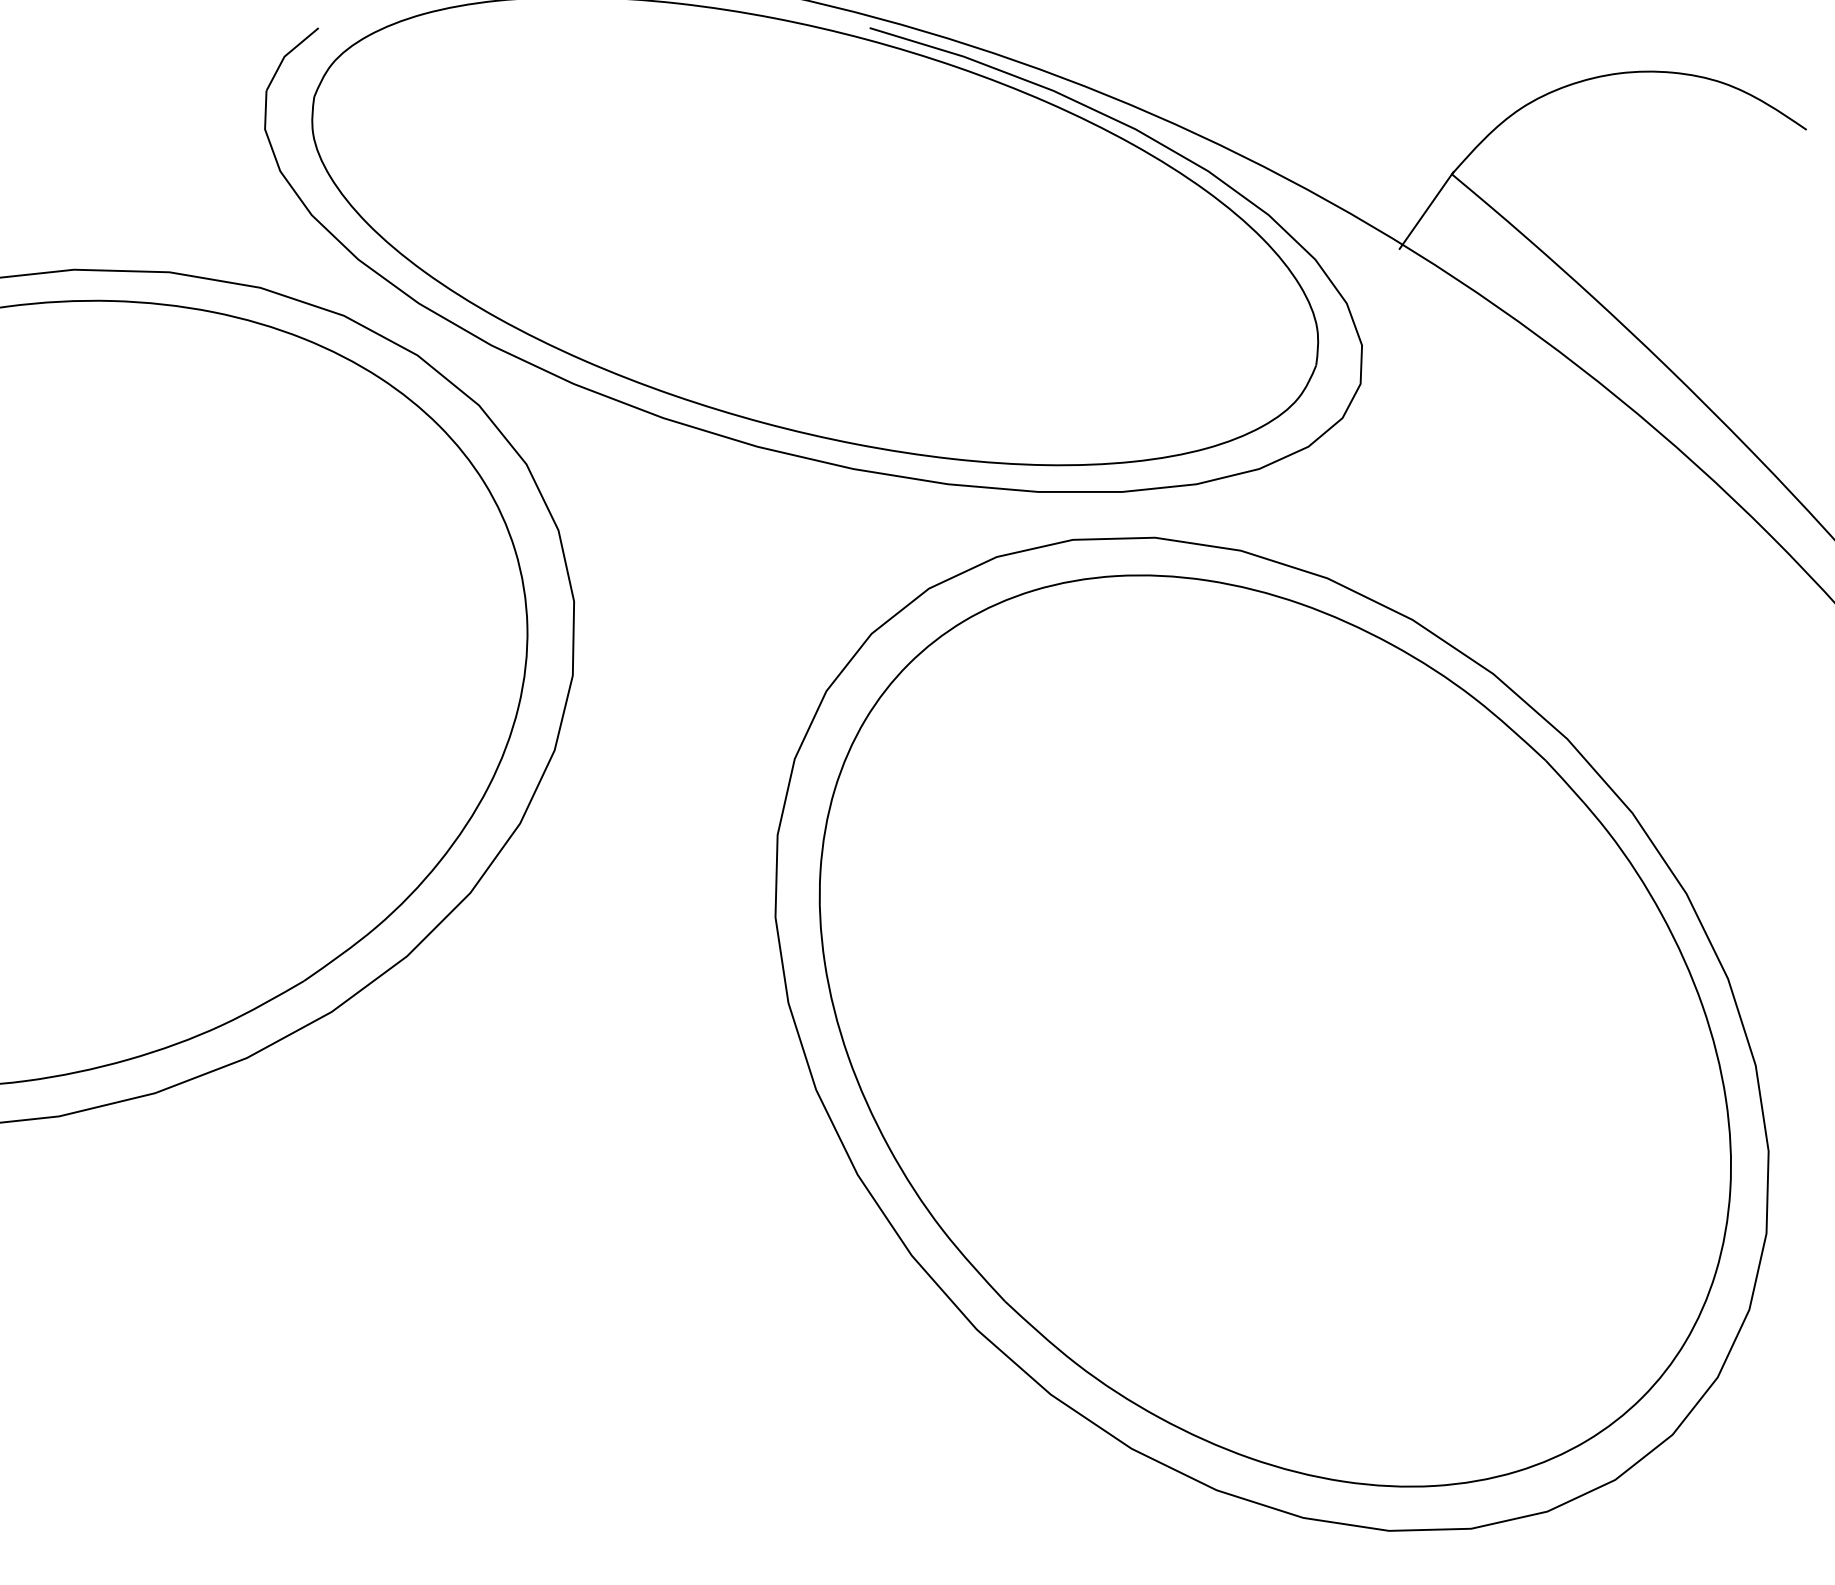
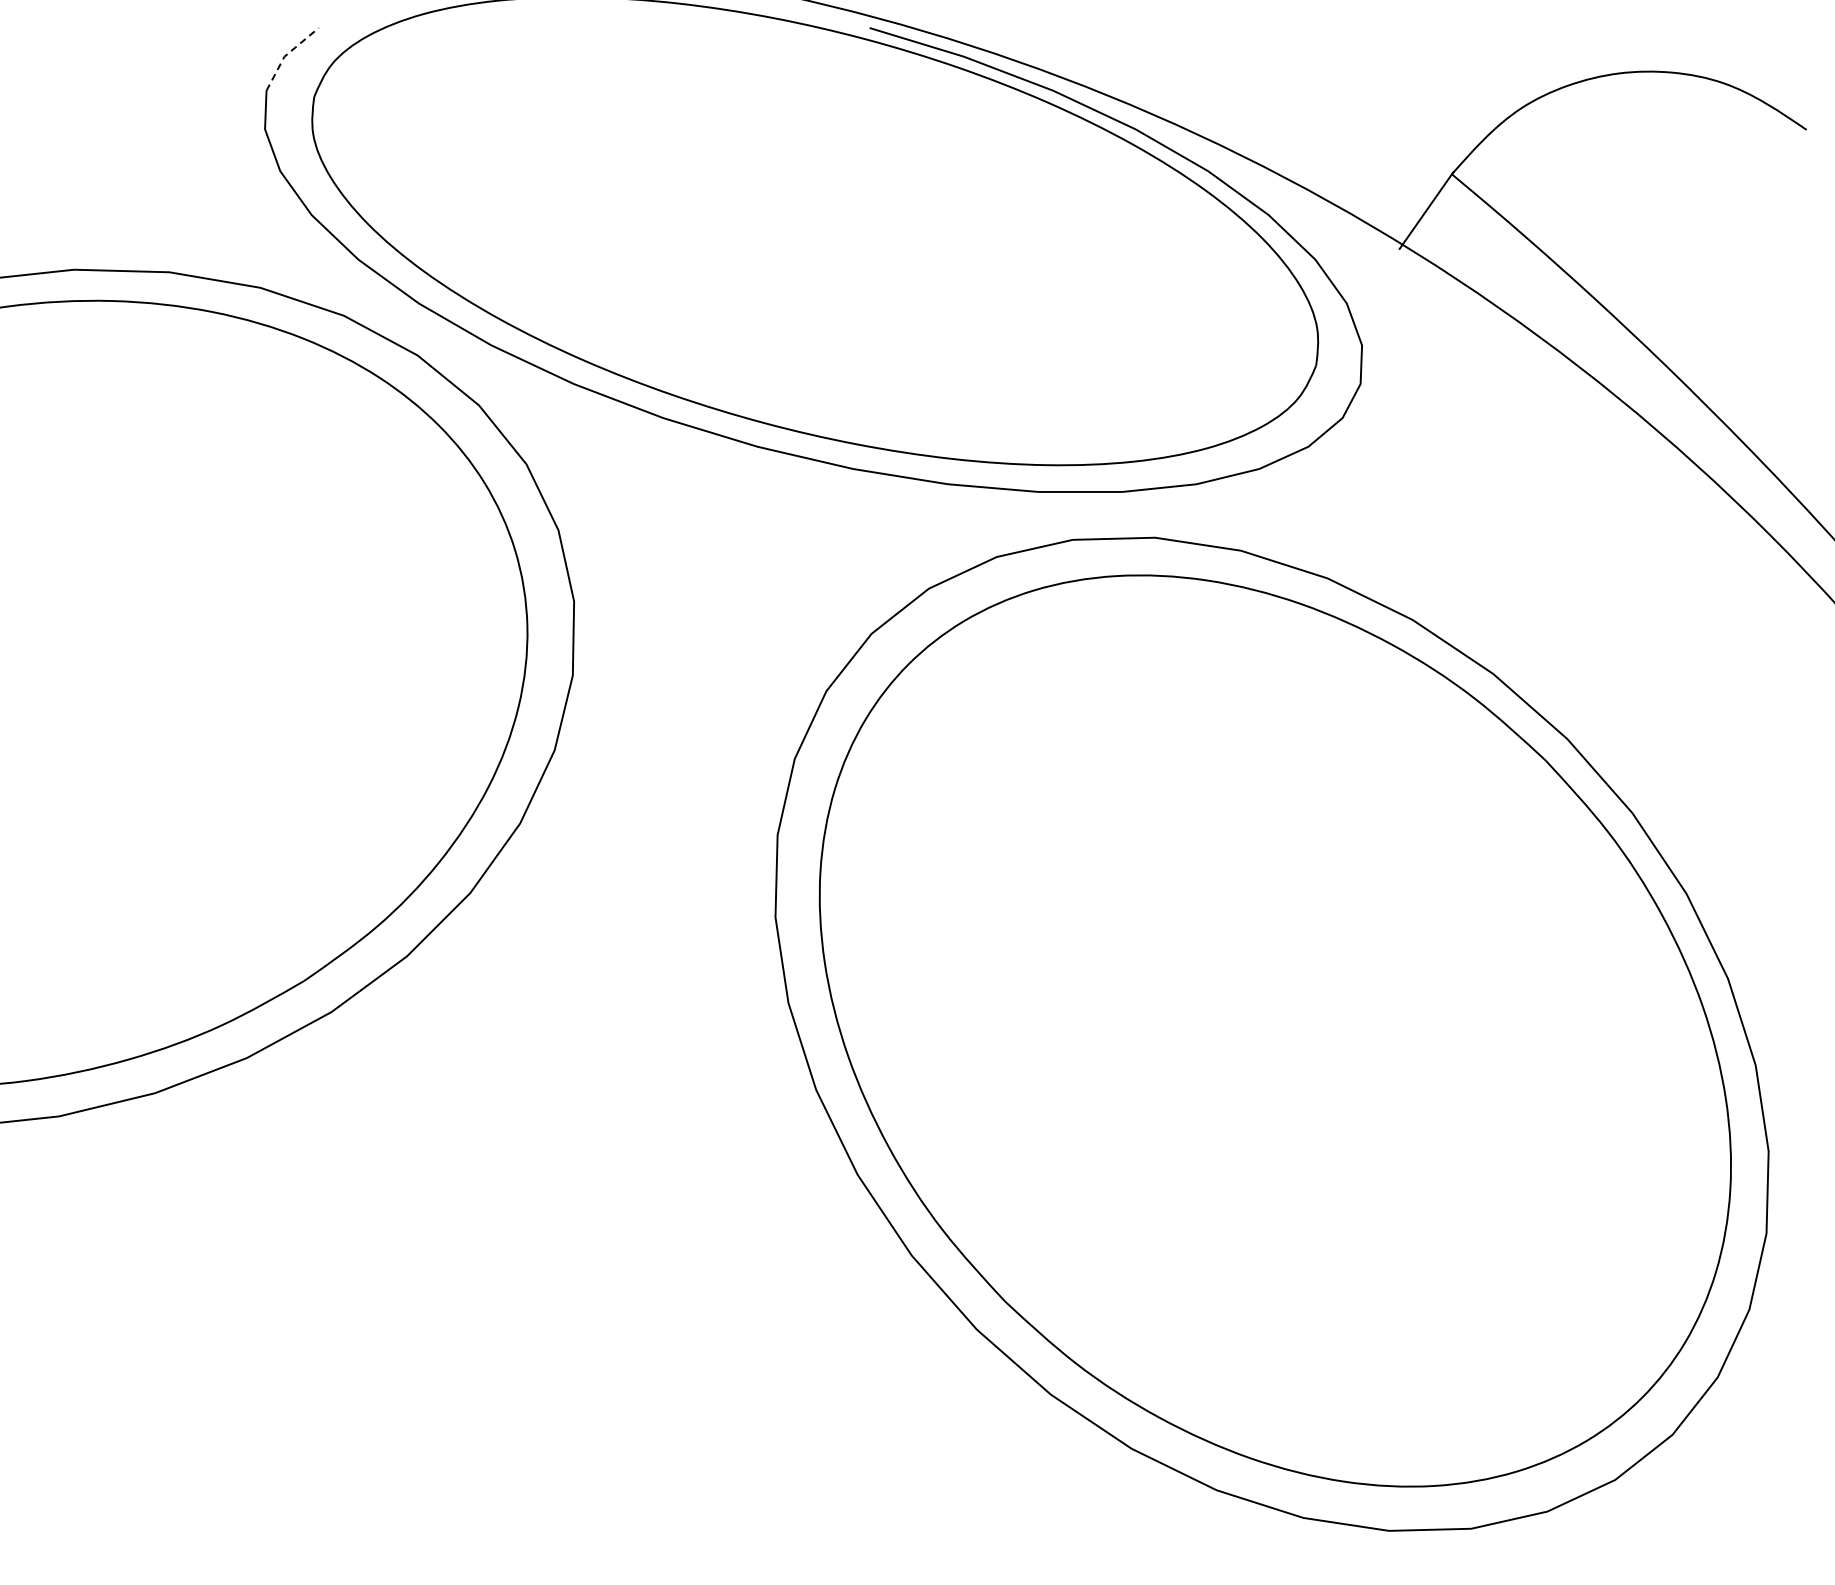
line: solid -> dashed (286, 54)
